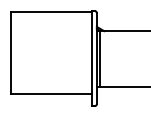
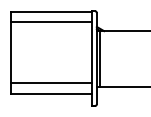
line: none -> present (51, 22)
line: none -> present (51, 83)
